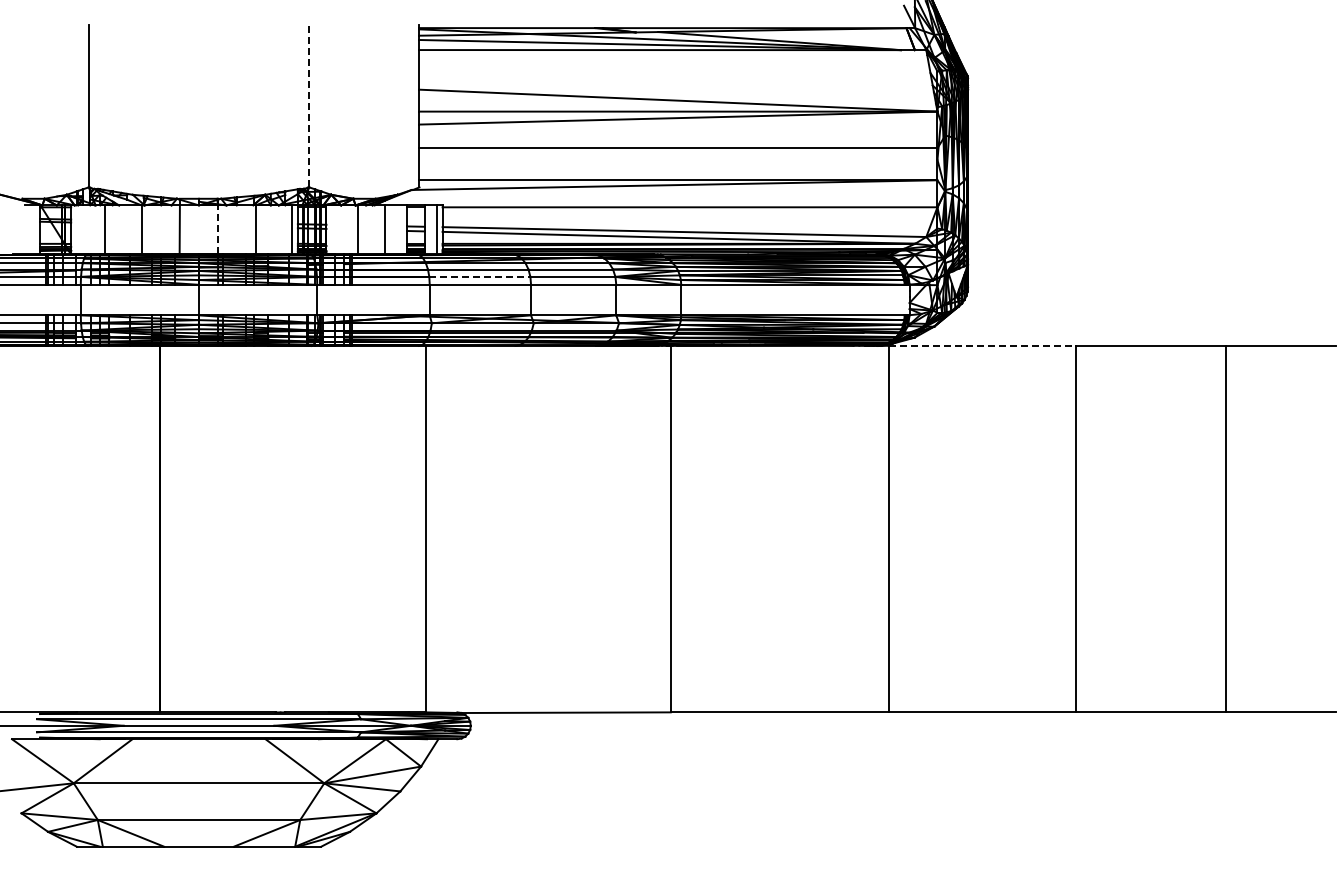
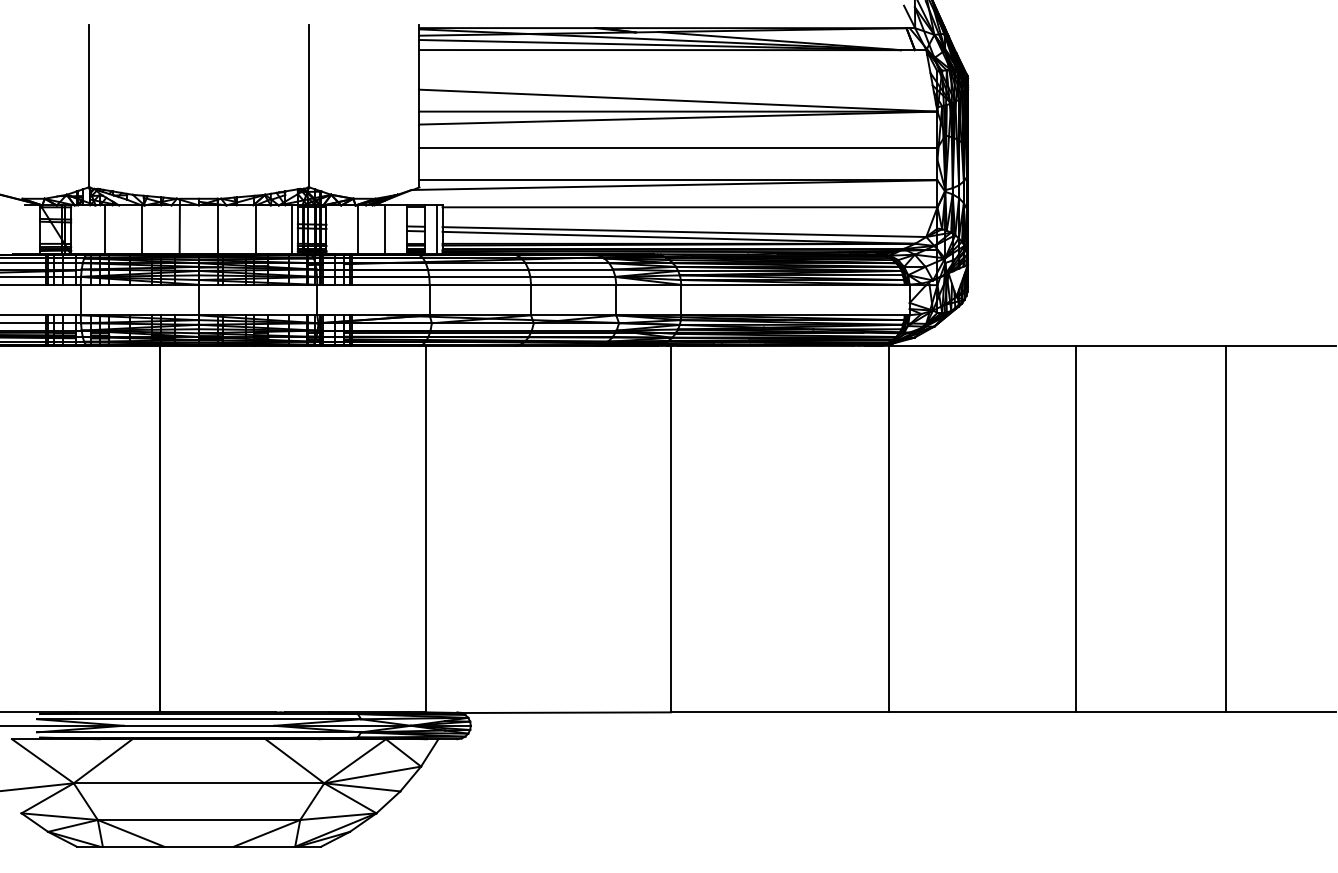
line: dashed -> solid (309, 105)
line: dashed -> solid (217, 229)
line: dashed -> solid (479, 276)
line: dashed -> solid (983, 345)
